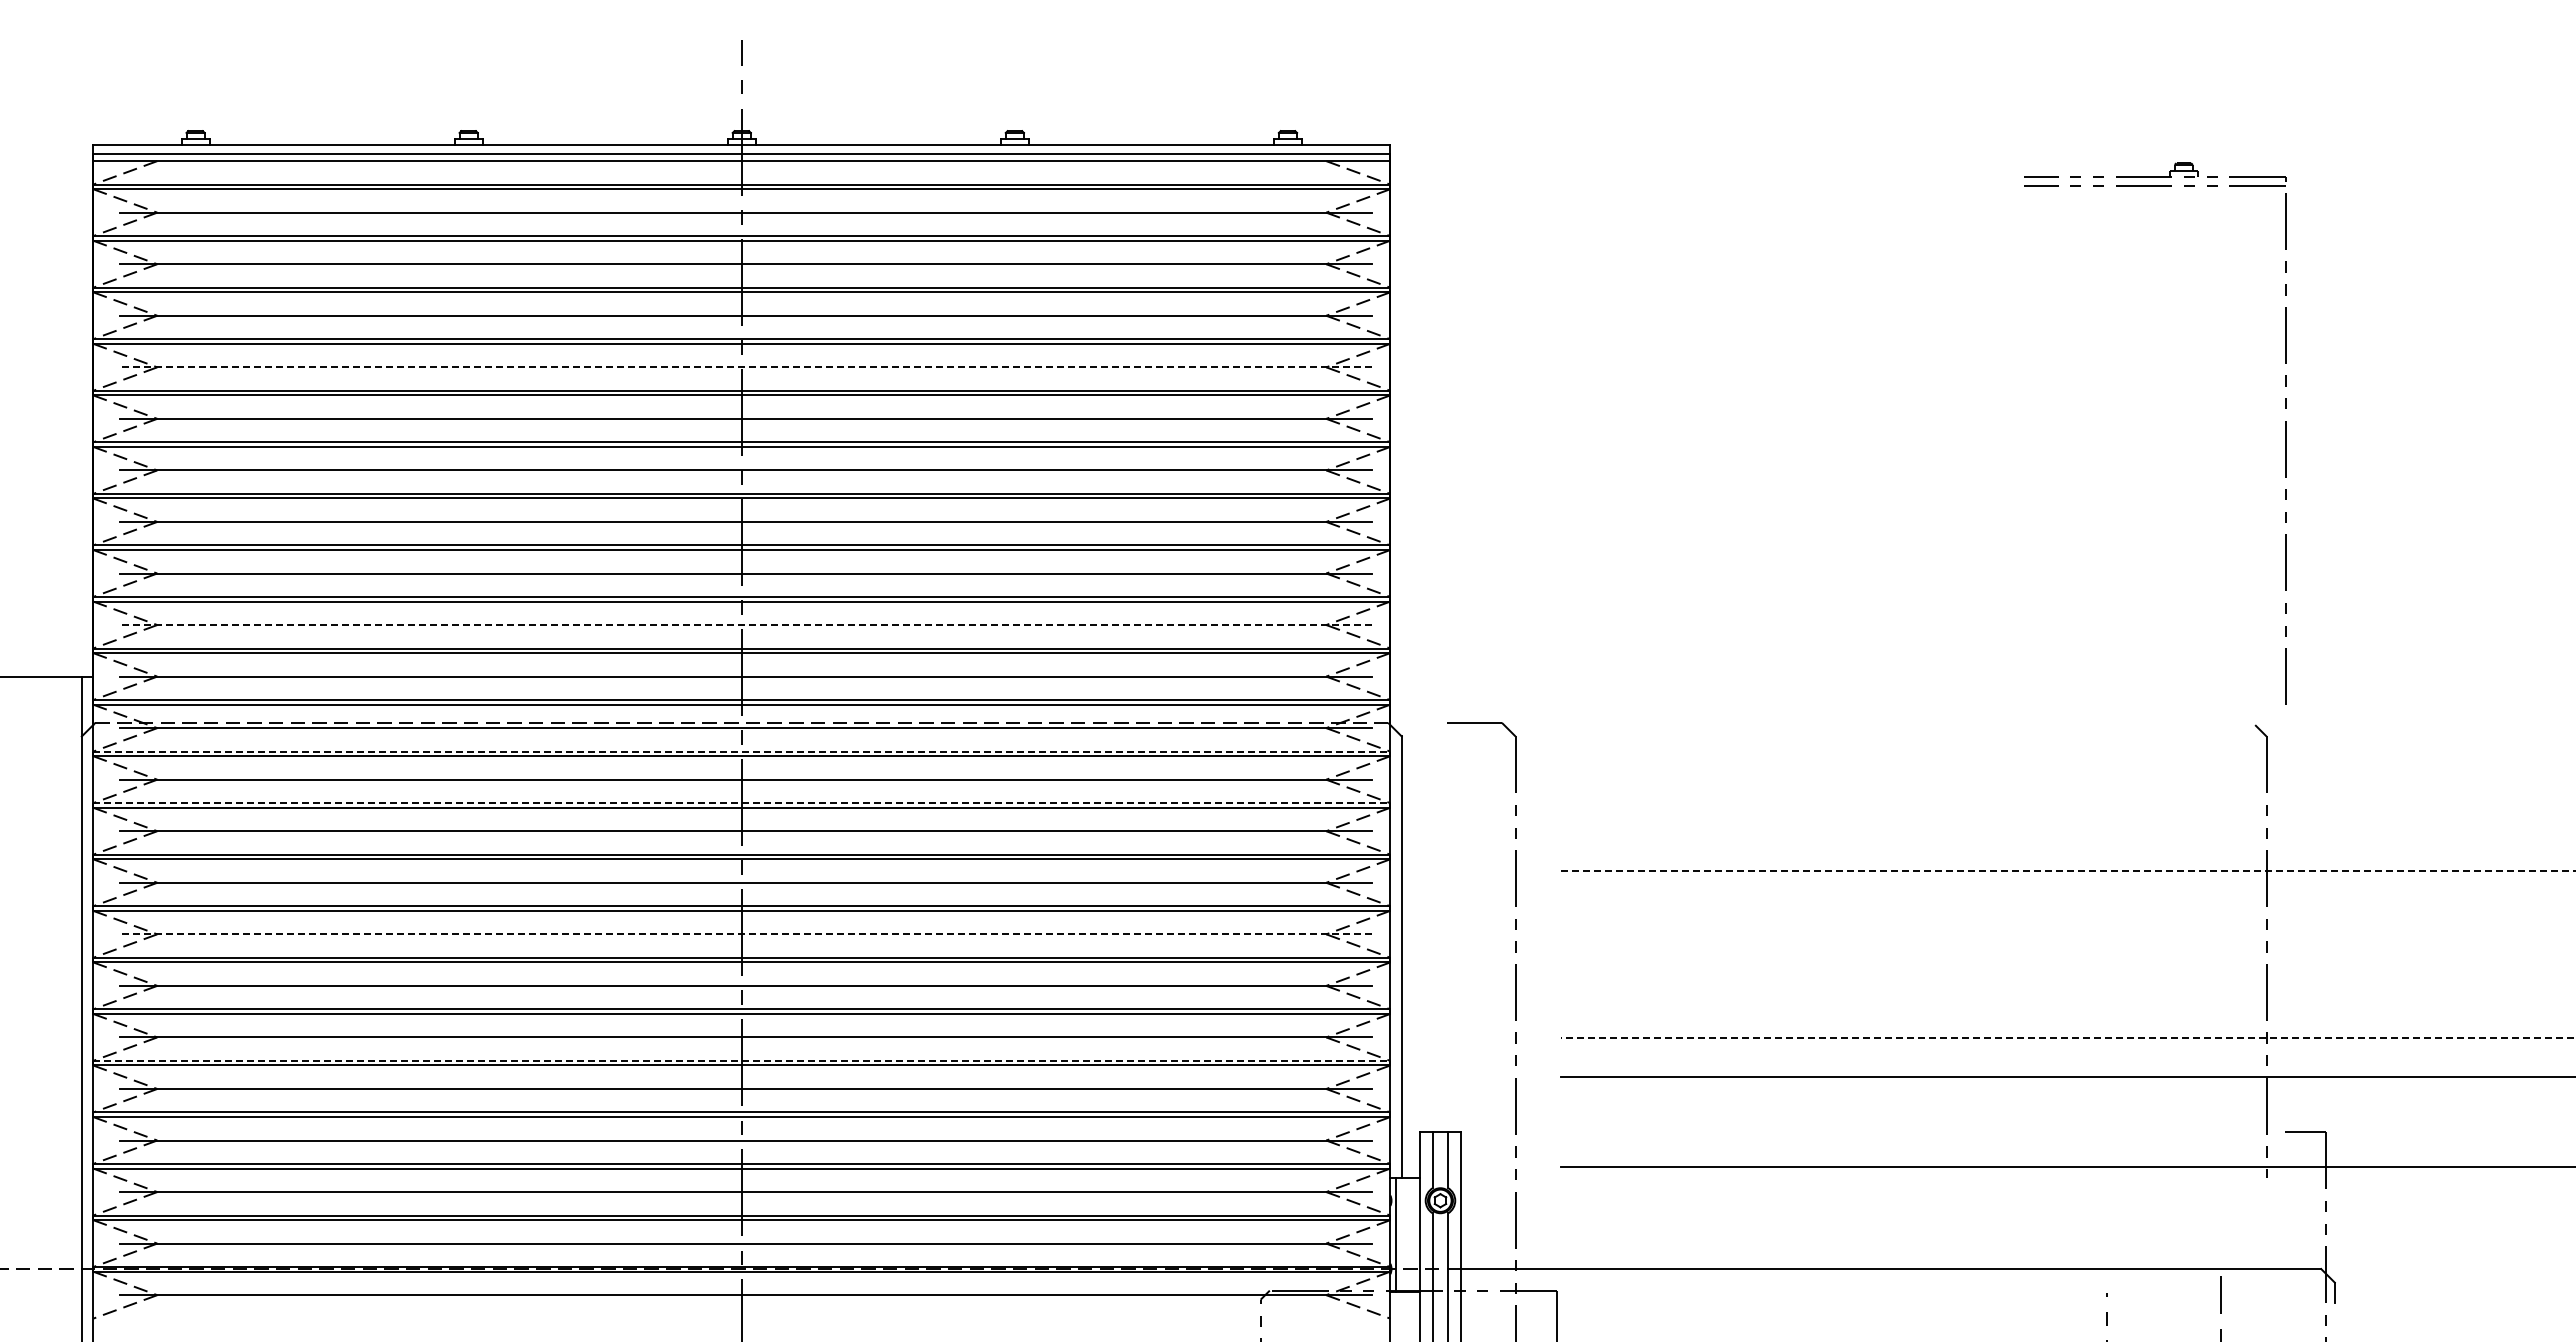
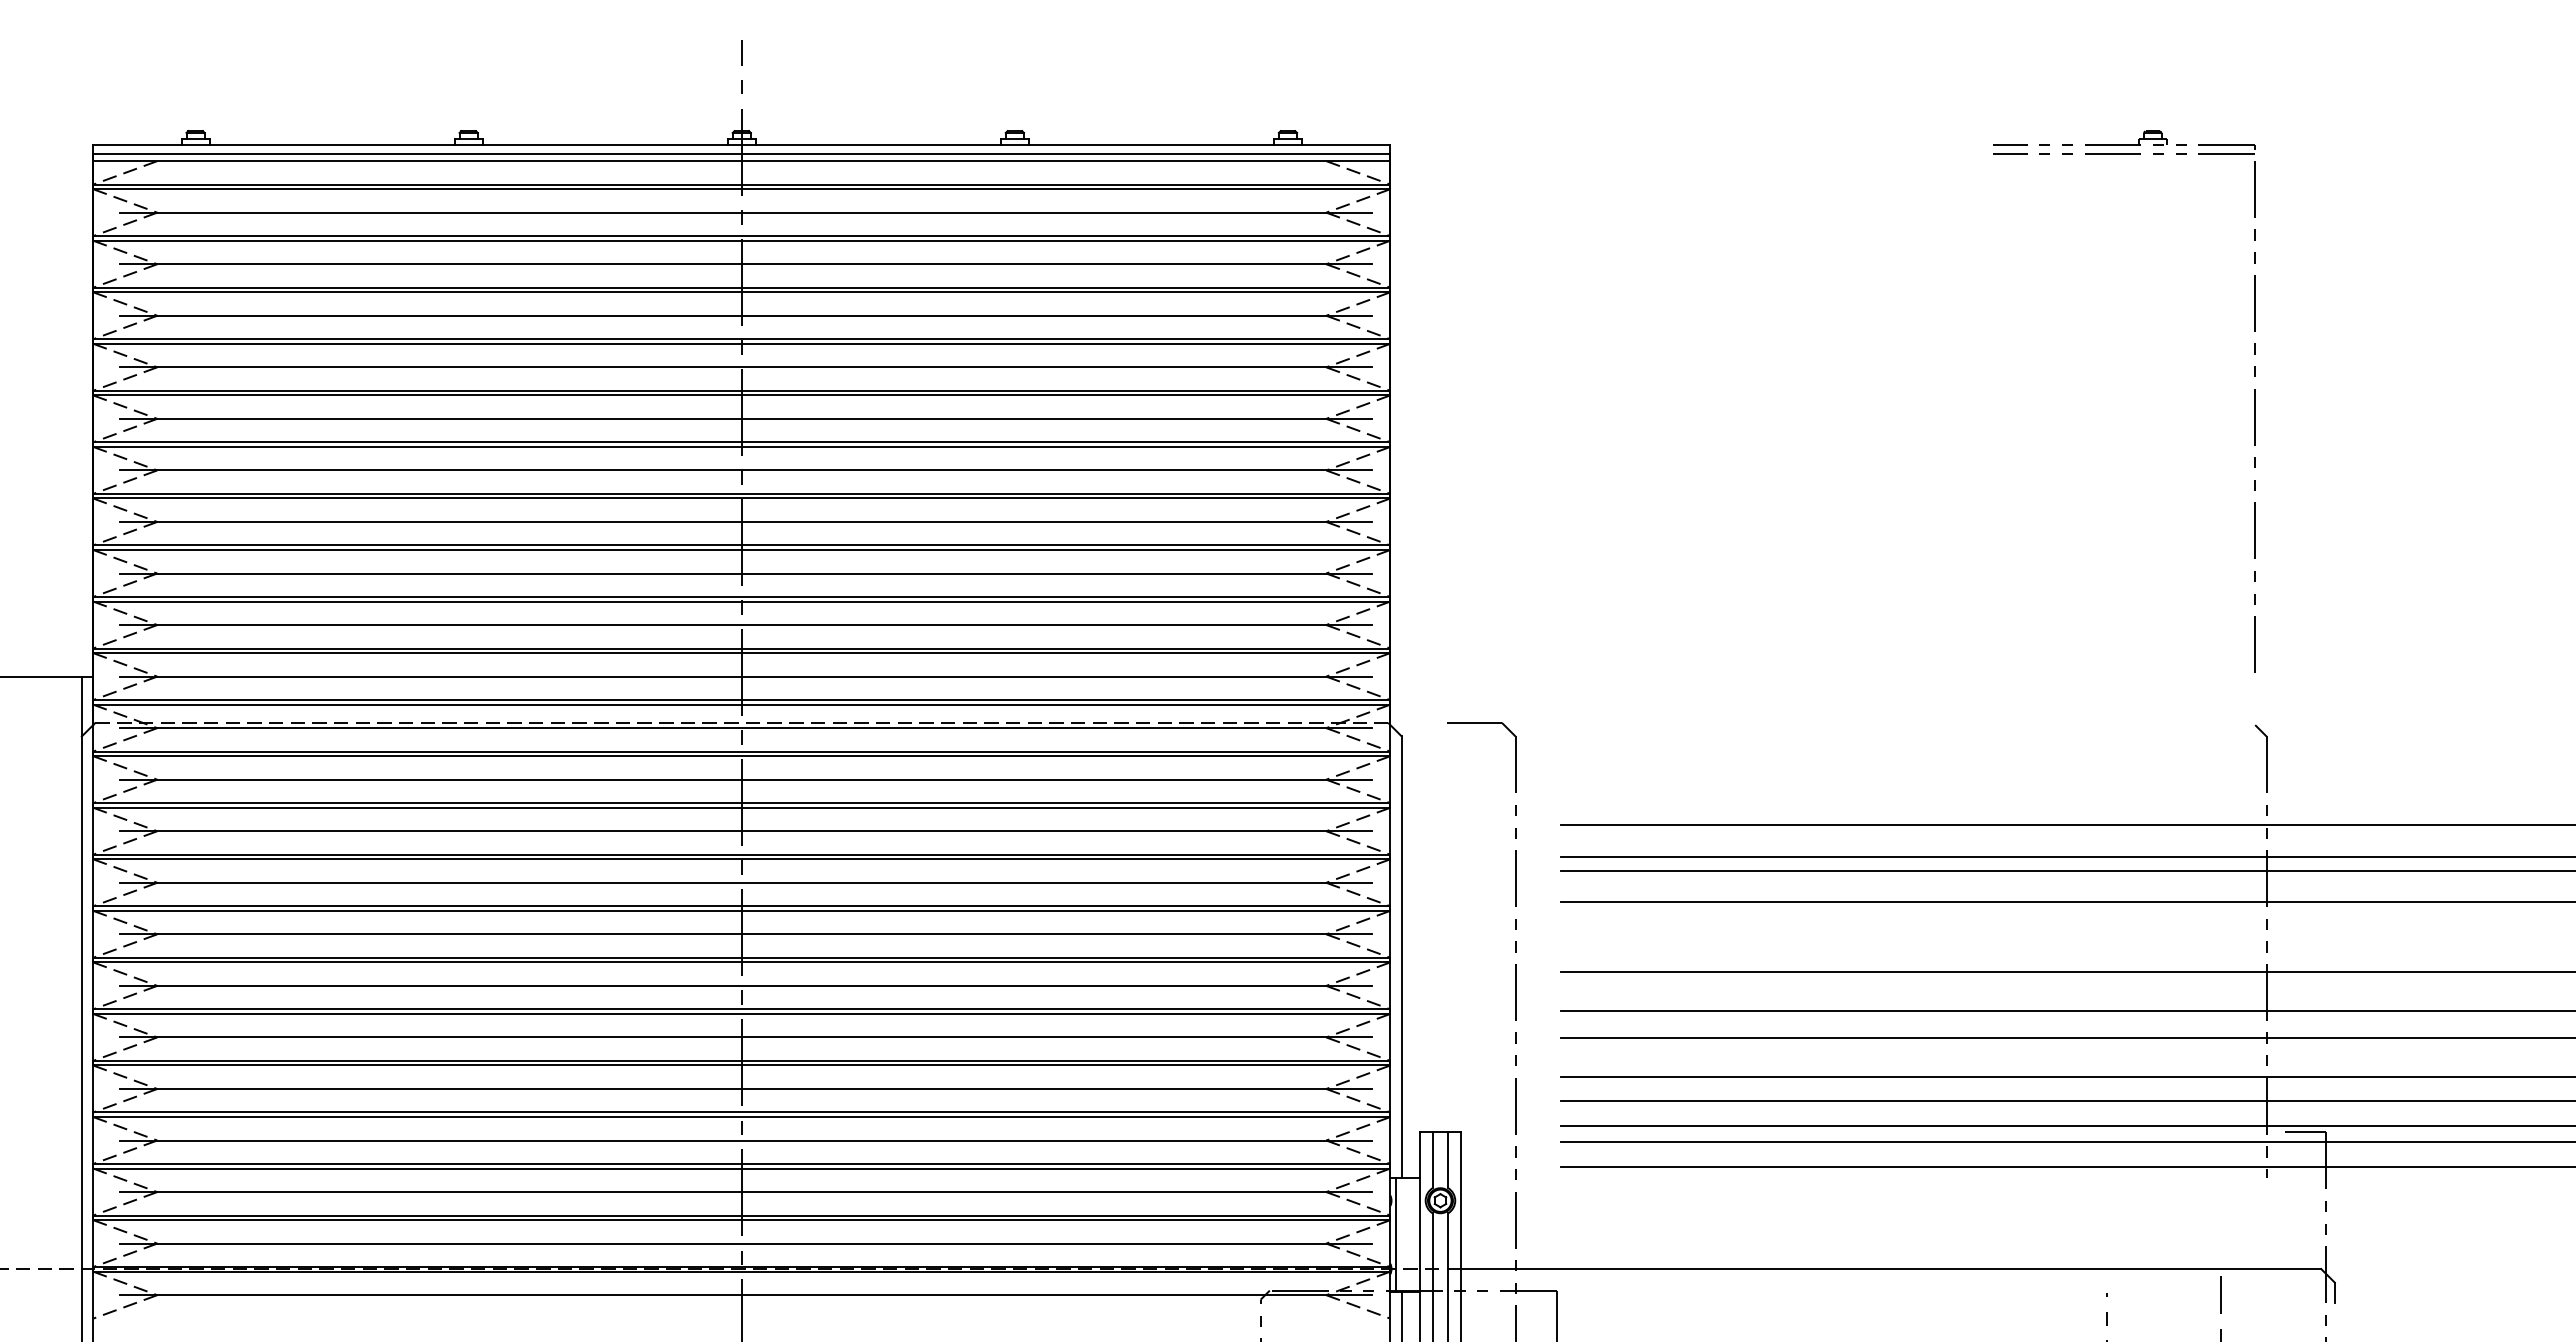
line: dashed -> solid (745, 367)
part position: (2285, 433) -> (2254, 401) (2254, 401)
line: dashed -> solid (745, 625)
line: dashed -> solid (741, 751)
line: dashed -> solid (741, 803)
line: none -> present (2066, 825)
line: none -> present (2066, 856)
line: dashed -> solid (2068, 870)
line: none -> present (2066, 902)
line: dashed -> solid (745, 934)
line: none -> present (2066, 972)
line: none -> present (2066, 1010)
line: dashed -> solid (2067, 1038)
line: dashed -> solid (741, 1060)
line: none -> present (2066, 1100)
line: none -> present (2066, 1125)
line: none -> present (2066, 1141)
line: none -> present (1401, 1314)
